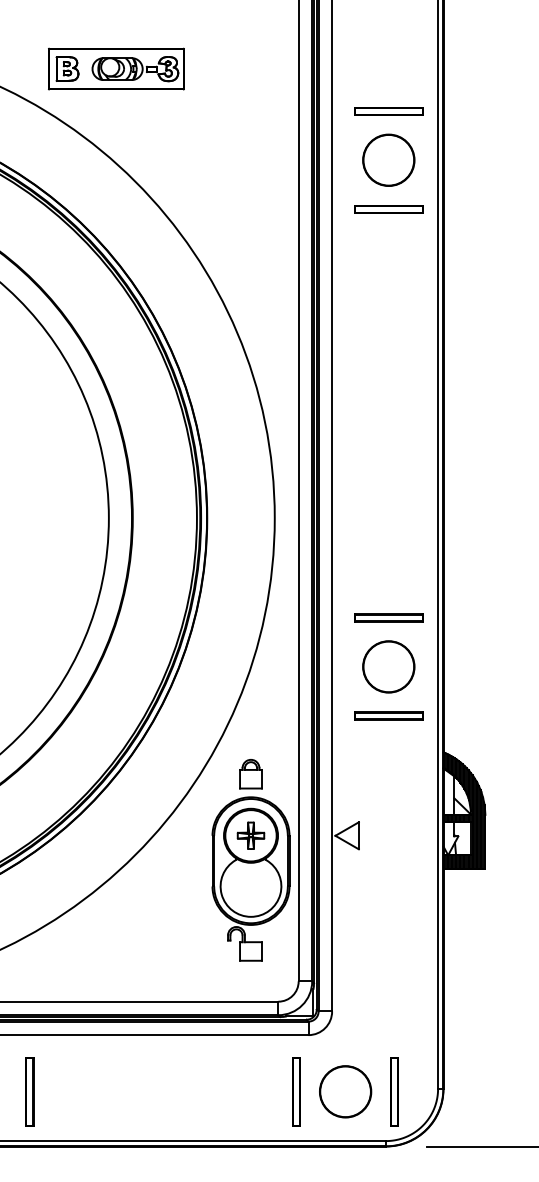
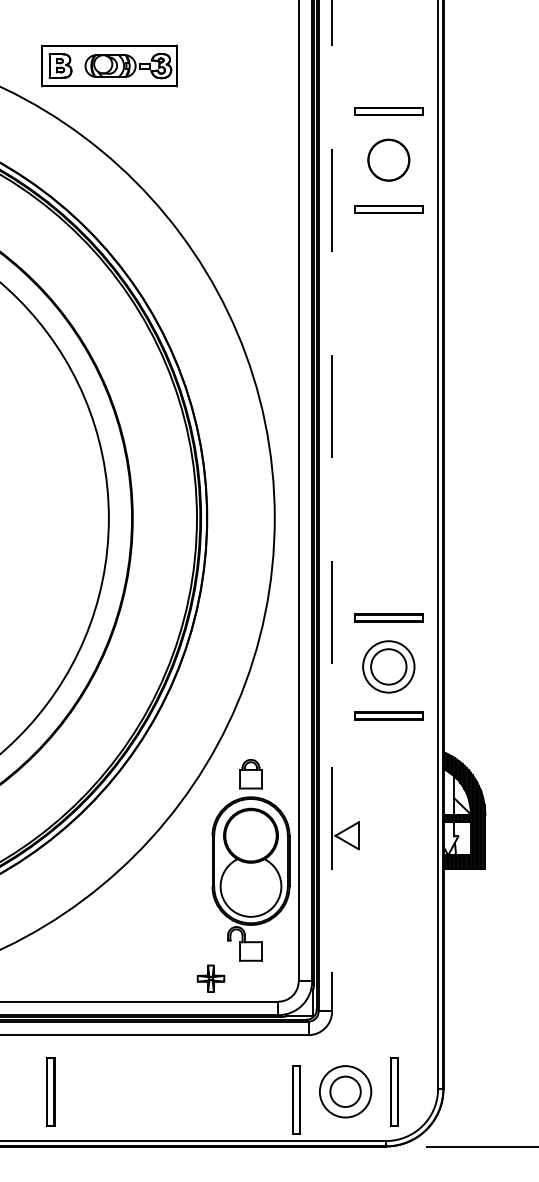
part position: (116, 68) -> (109, 65) (109, 65)
circle size: 54x54 px -> 44x44 px (388, 159)
line: solid -> dashed (332, 506)
circle diameter: 51 px -> 35 px (388, 666)
part position: (250, 835) -> (210, 978) (210, 978)
part position: (29, 1091) -> (50, 1091) (50, 1091)
part position: (296, 1091) -> (296, 1099) (296, 1099)
circle diameter: 51 px -> 30 px (345, 1091)
